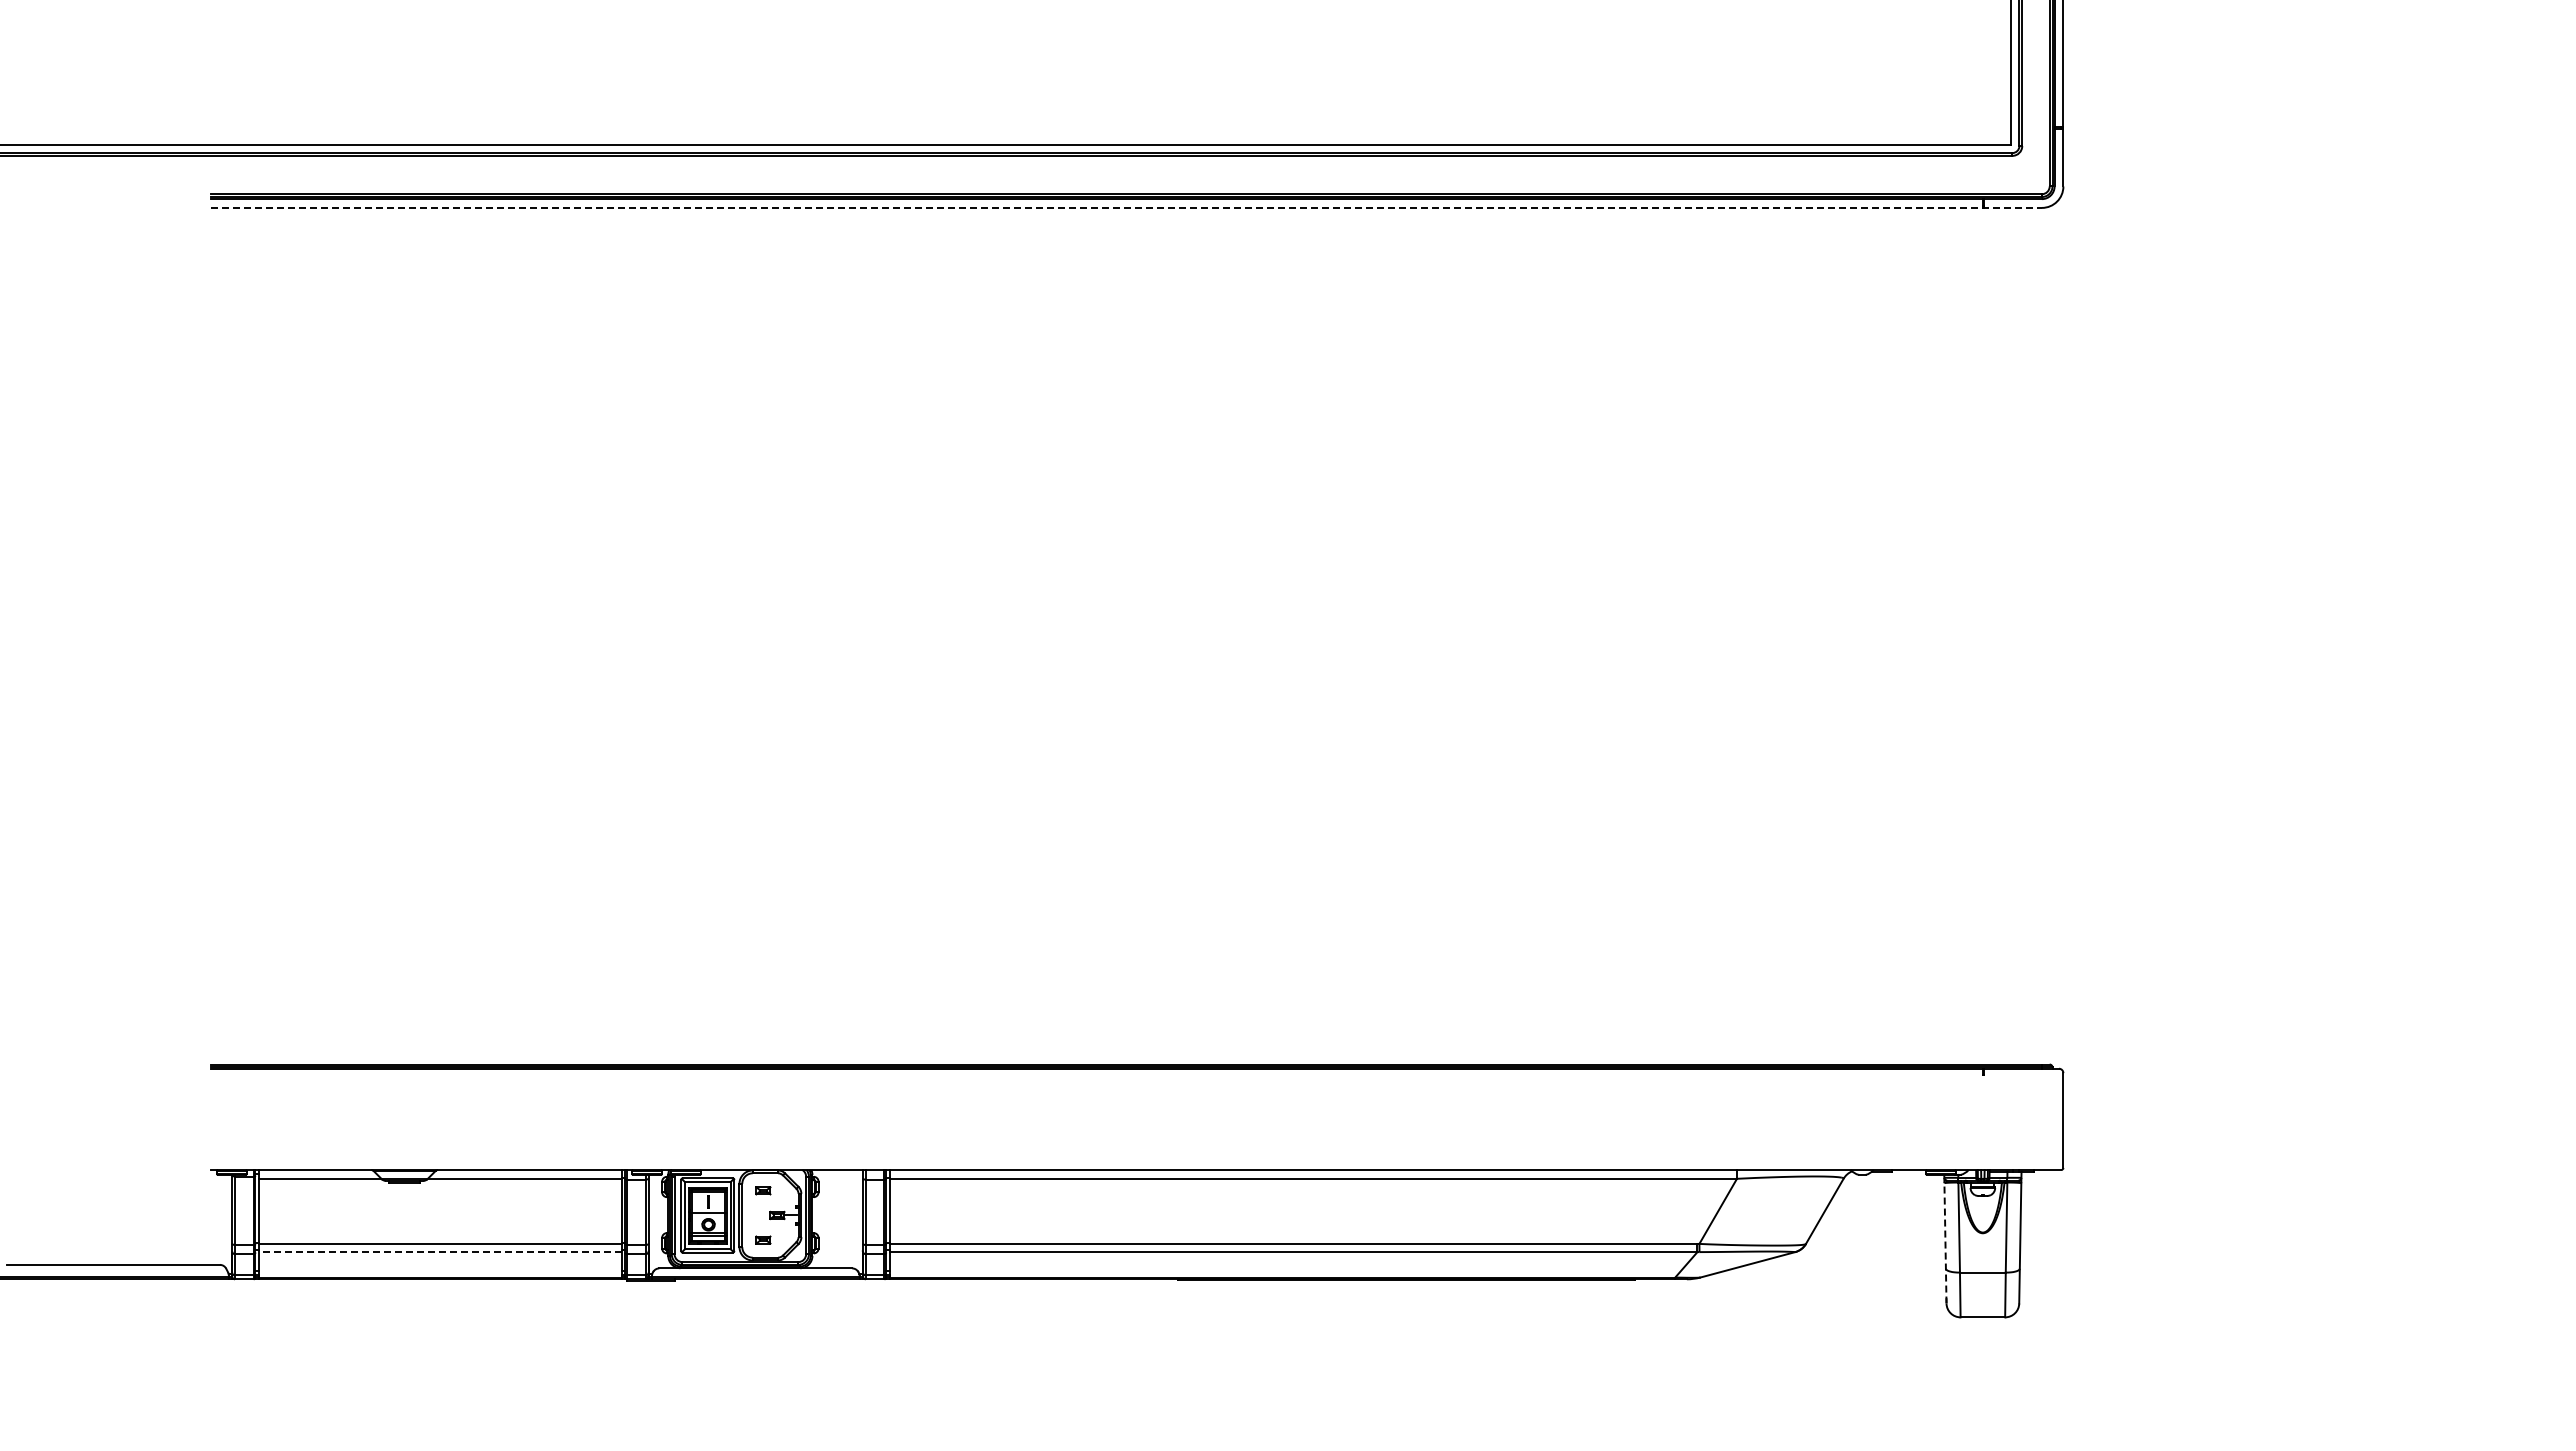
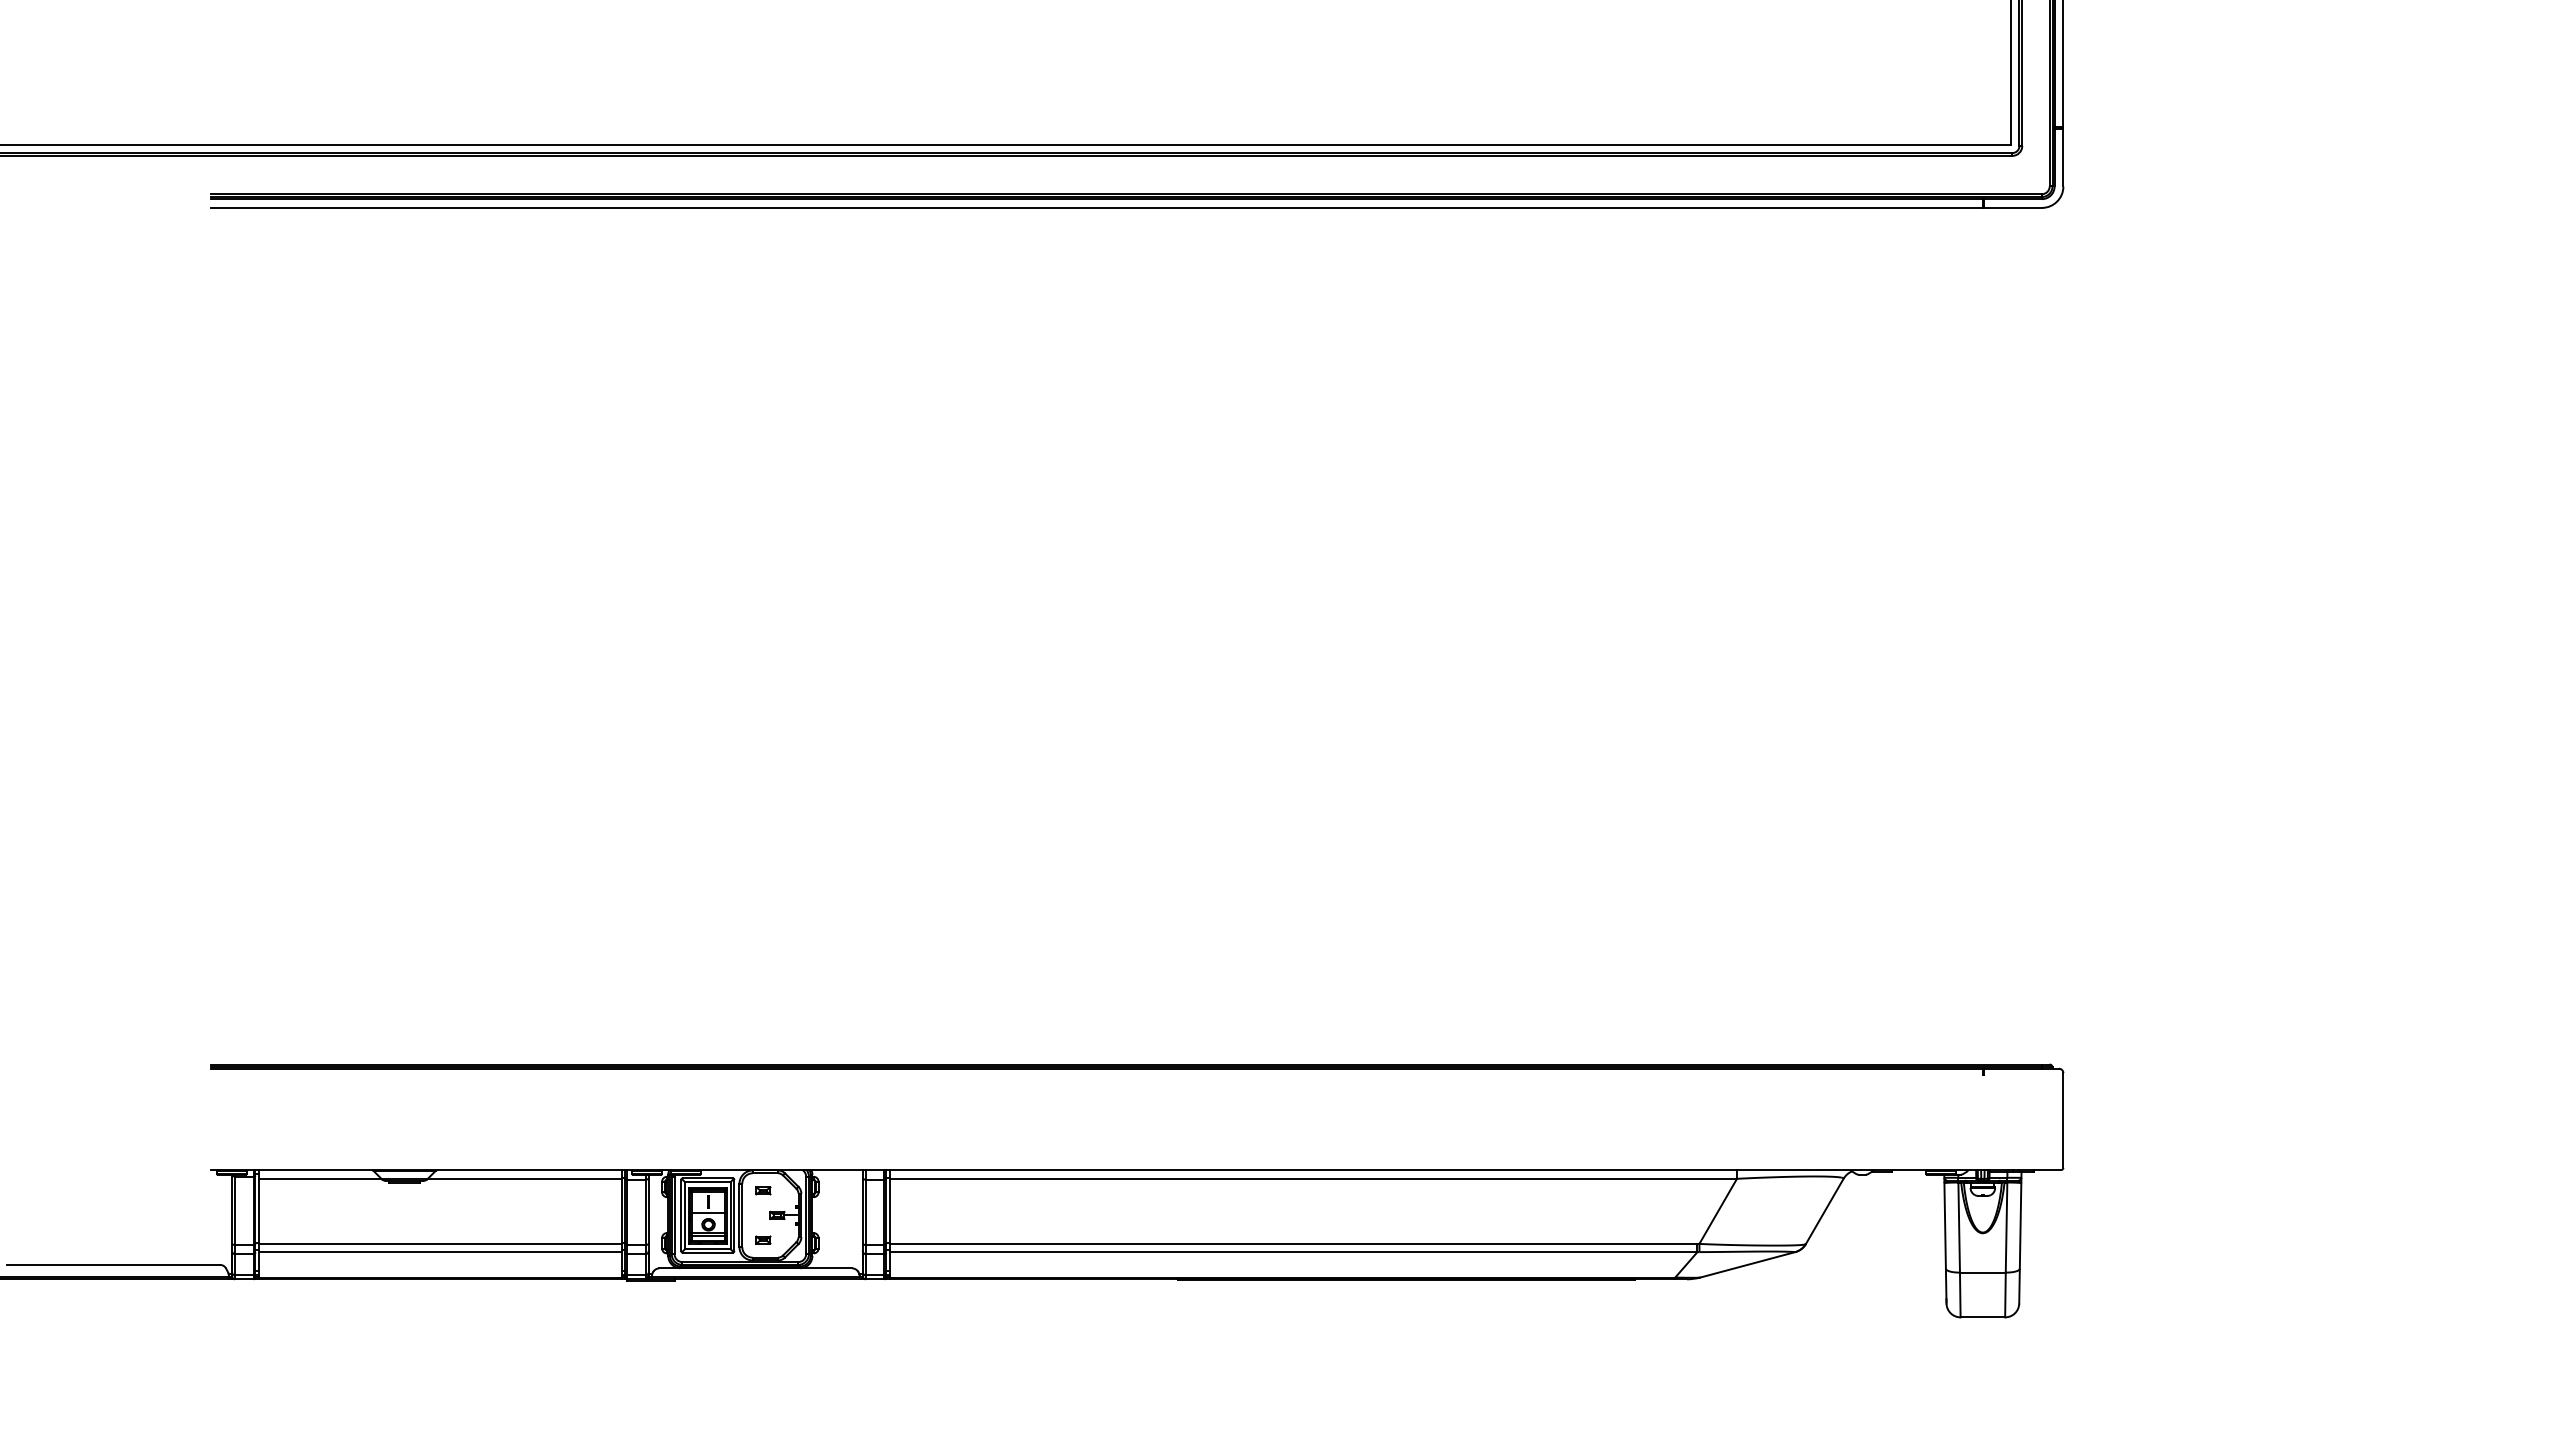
line: dashed -> solid (1127, 207)
line: dashed -> solid (1945, 1238)
line: dashed -> solid (439, 1252)
